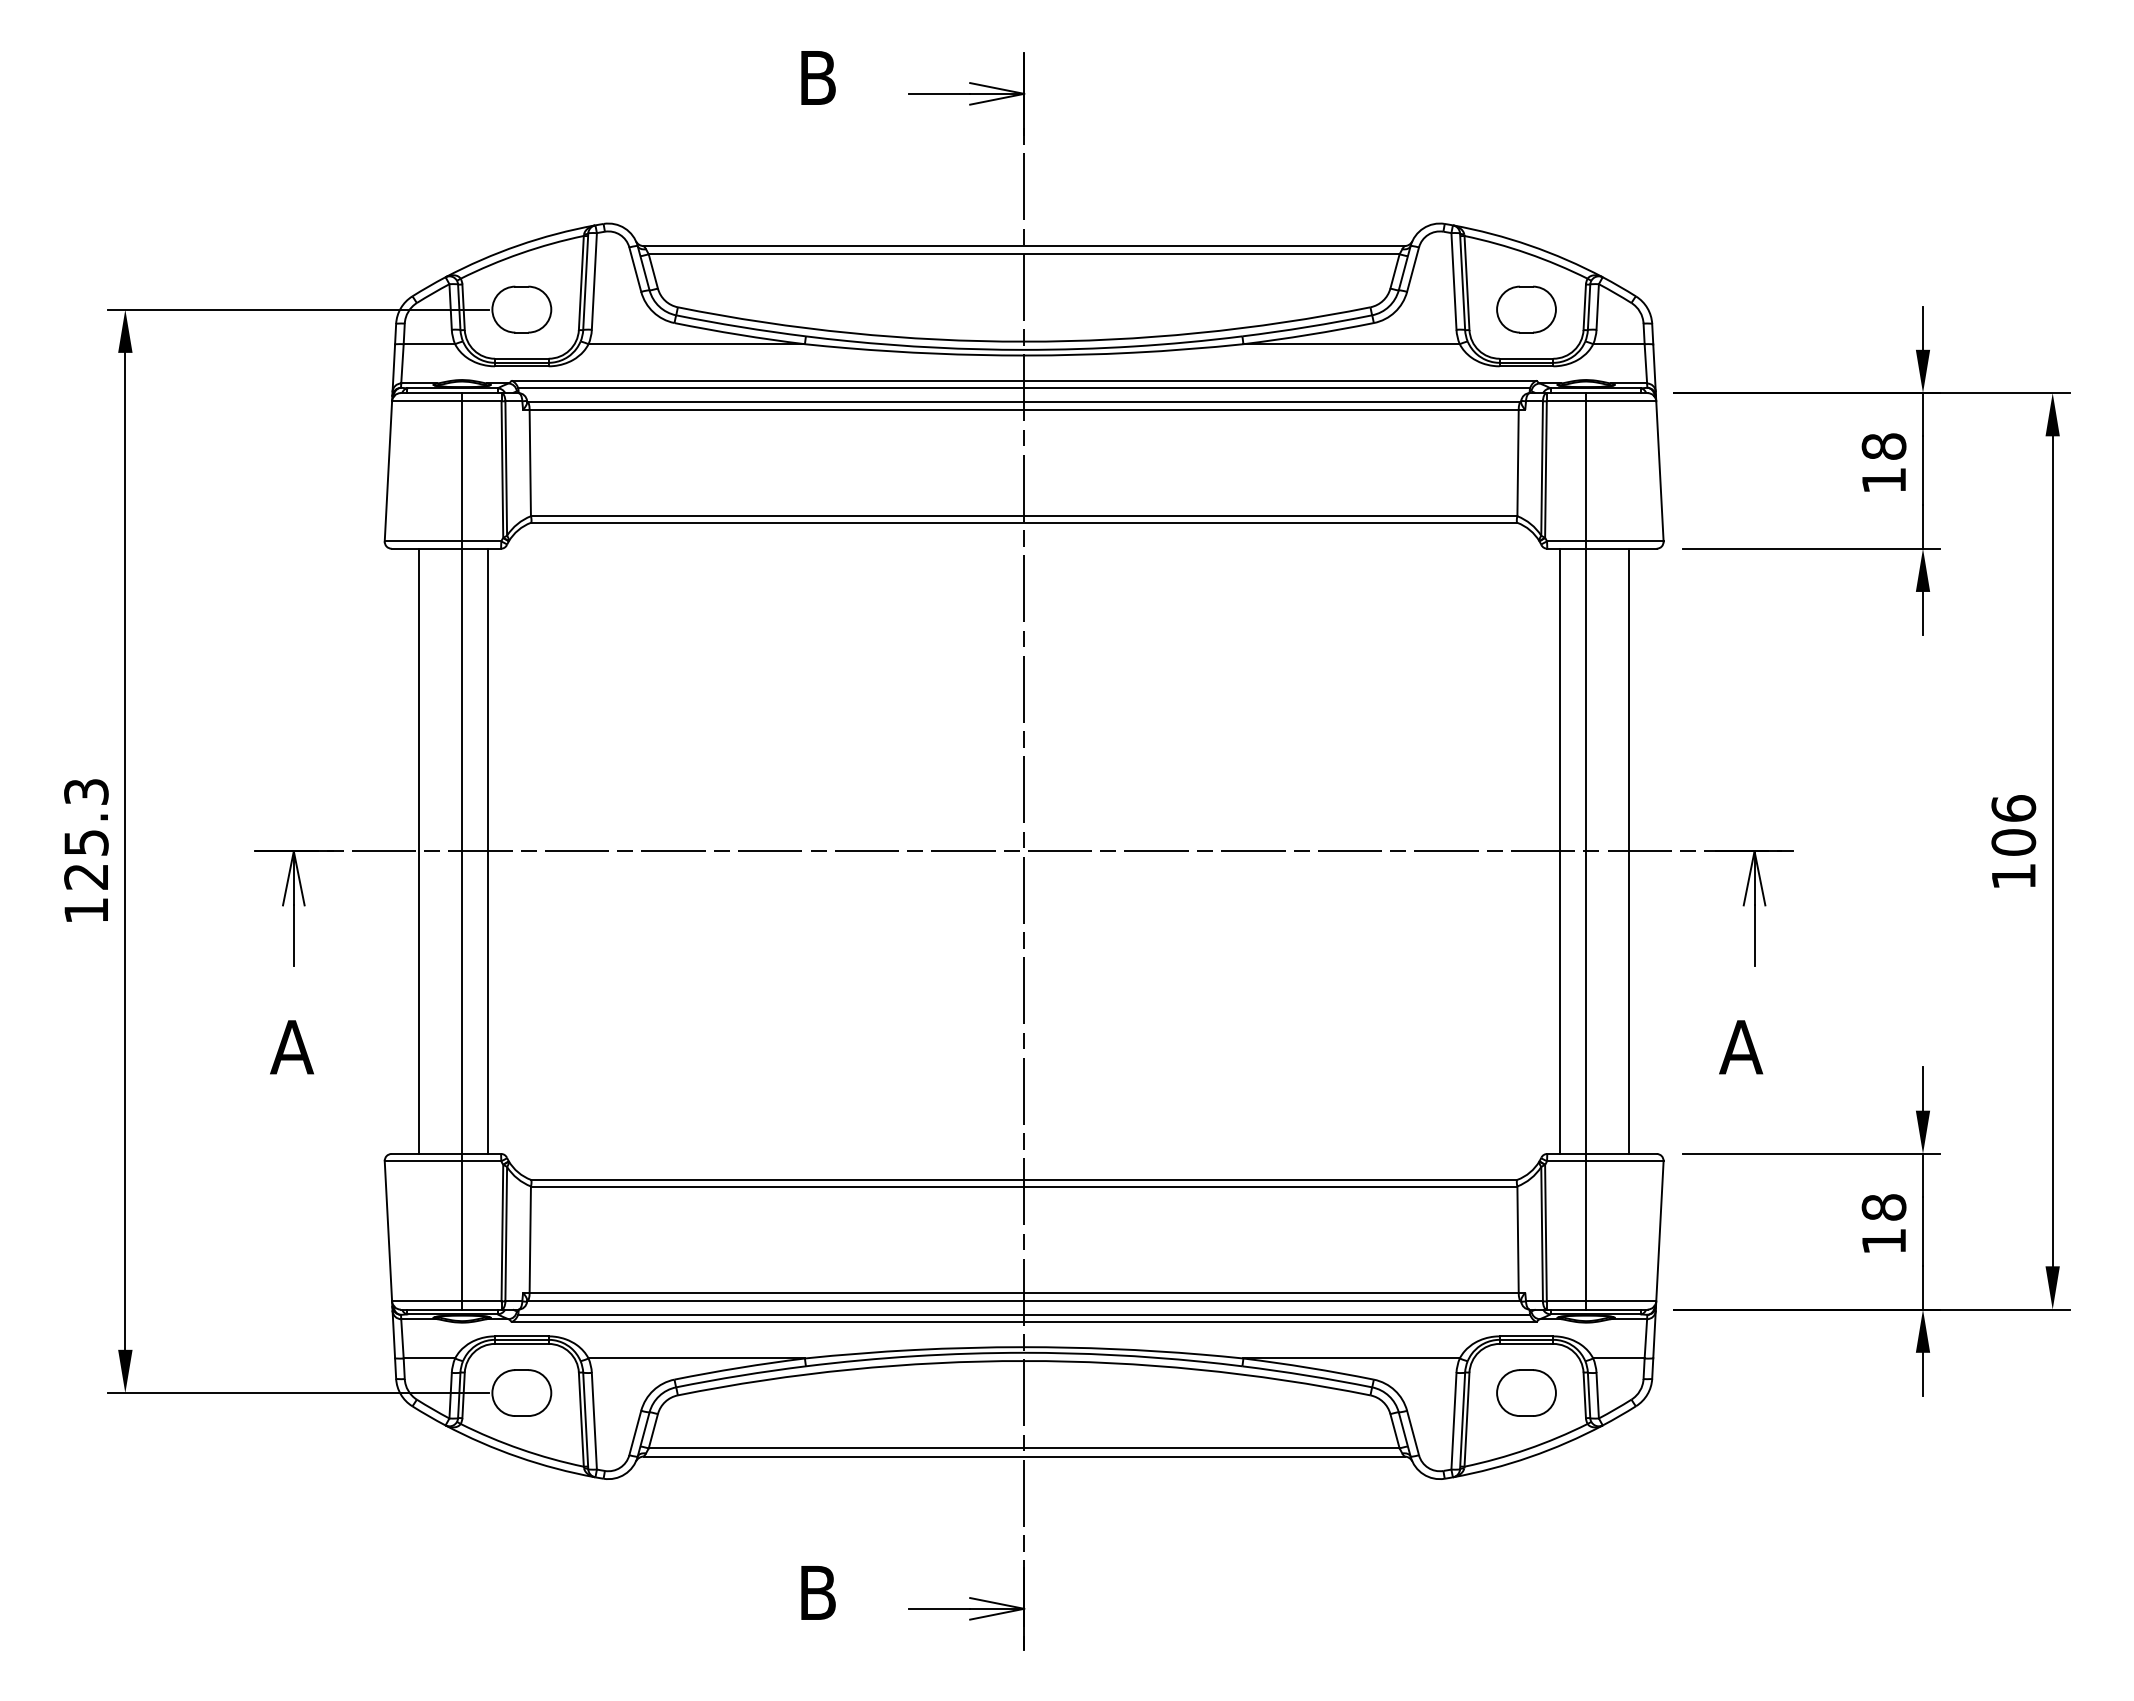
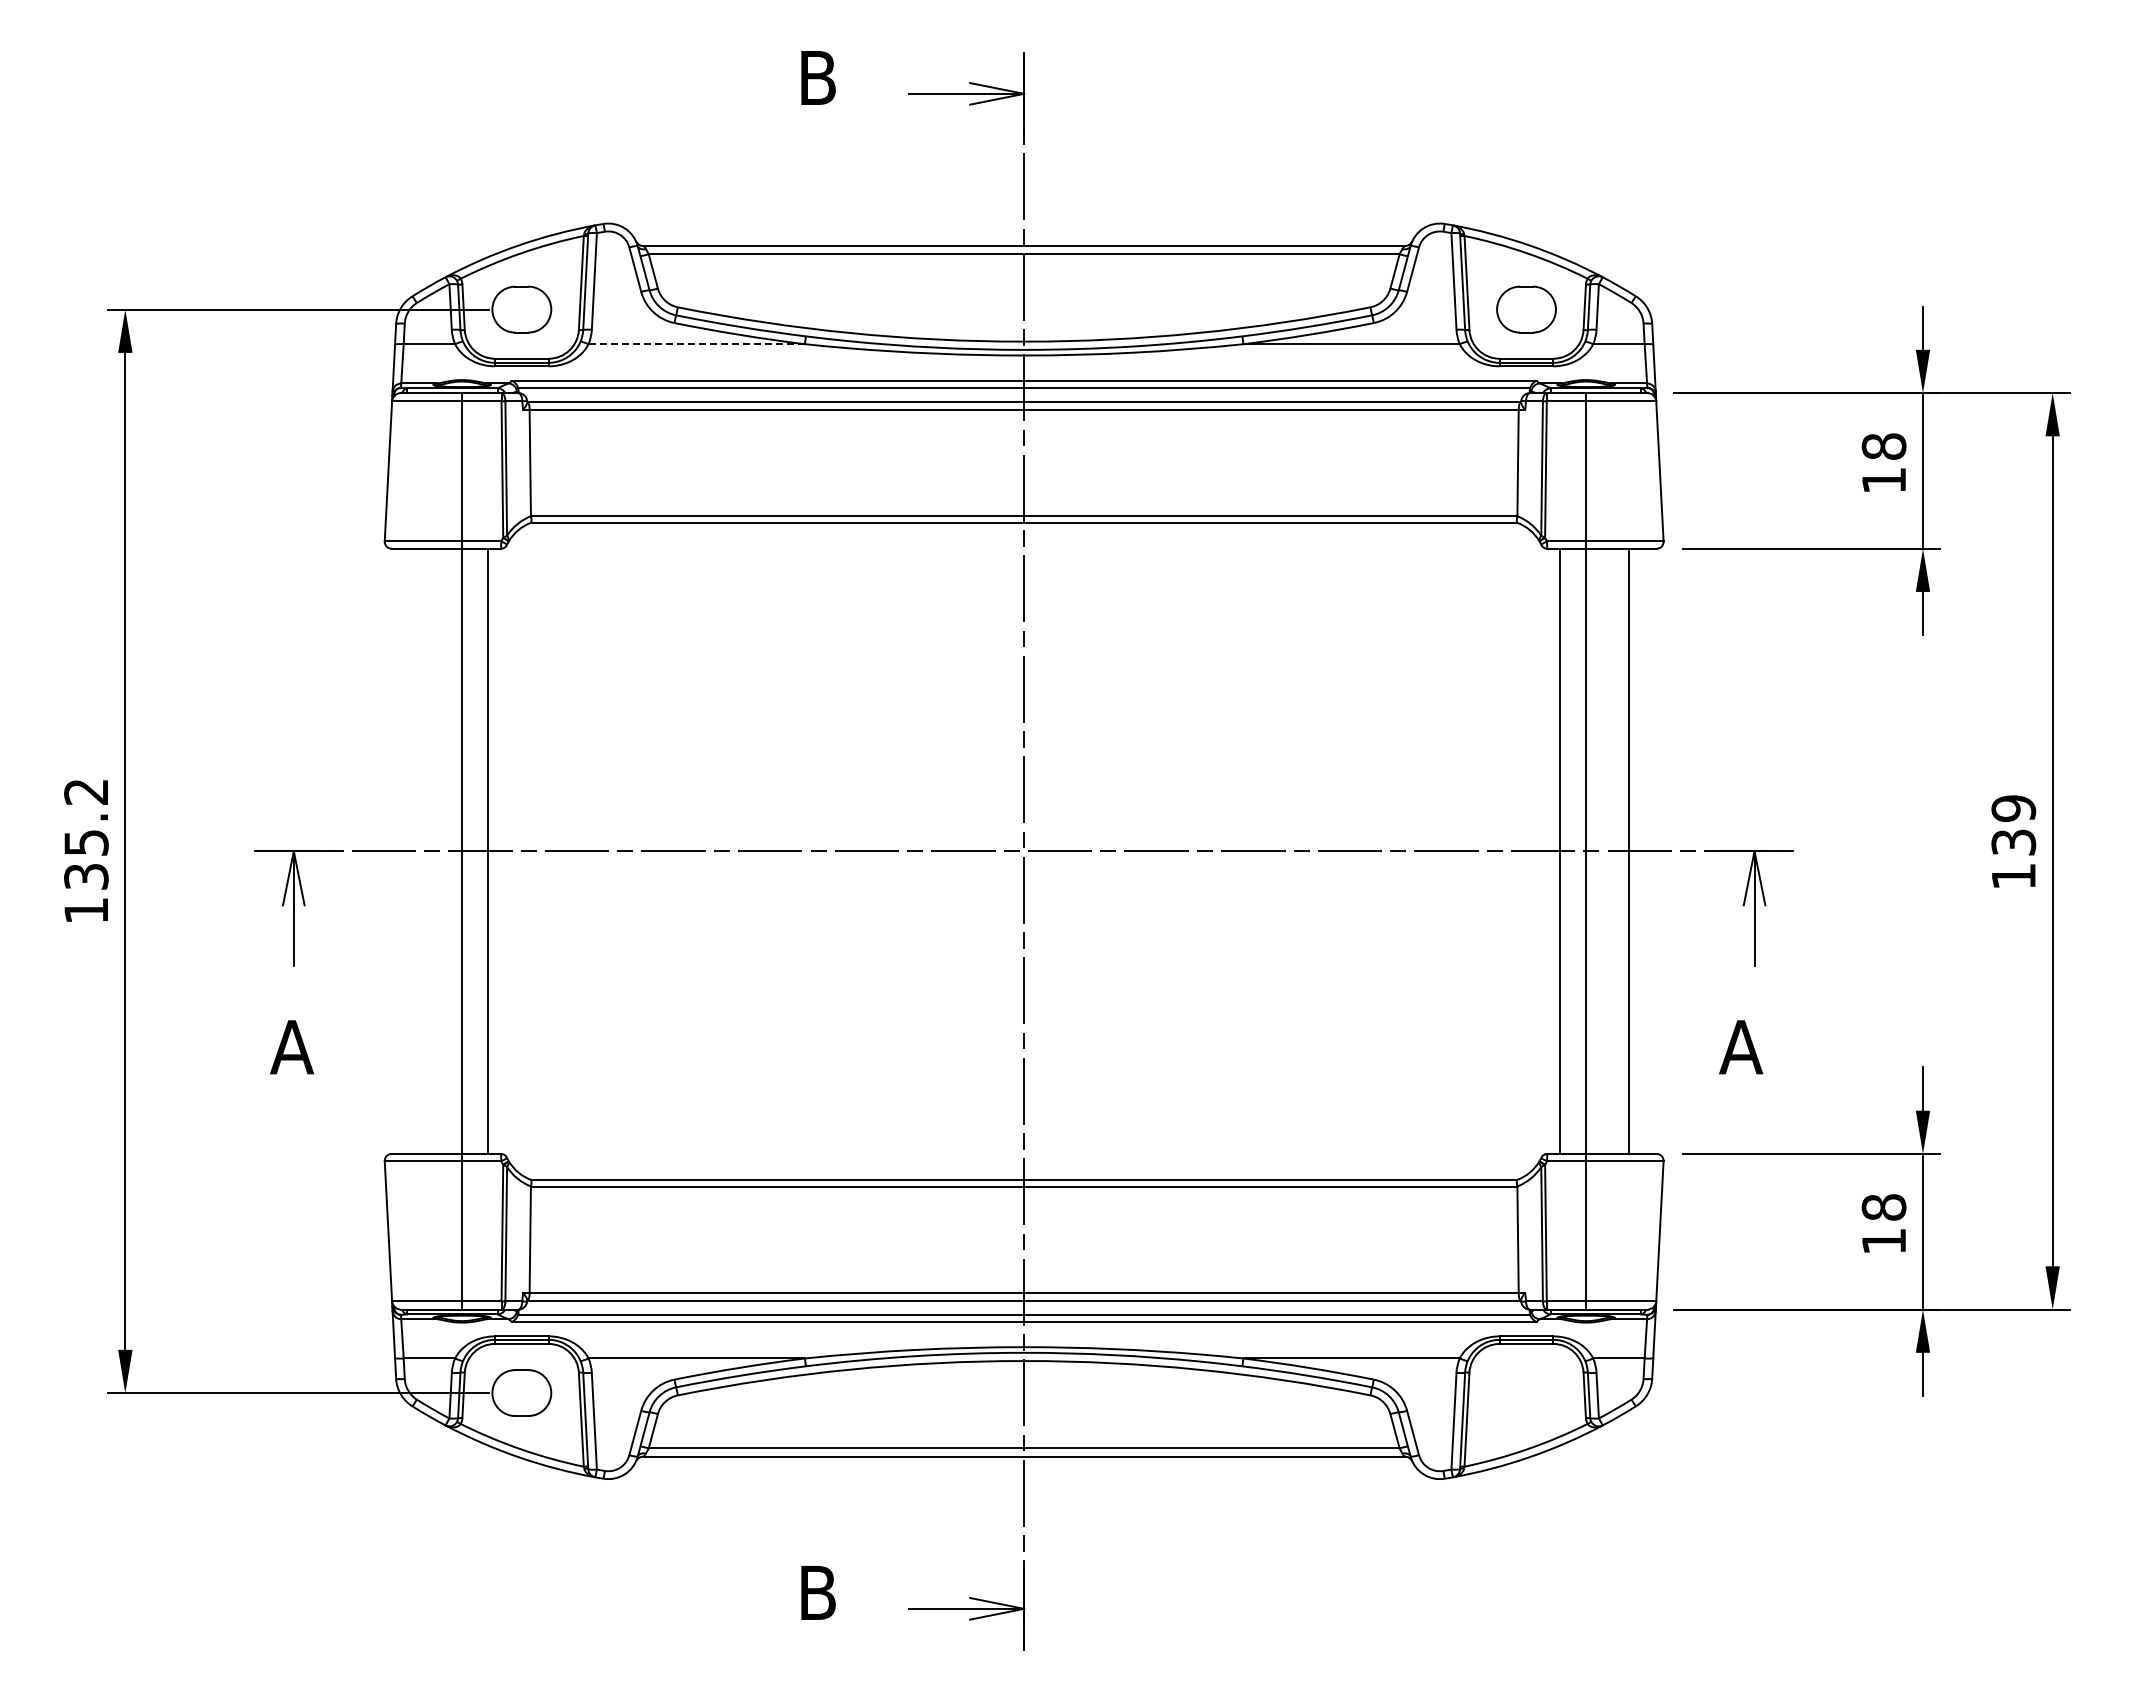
line: solid -> dashed (696, 344)
text: 106 -> 139 (2013, 825)
text: 125.3 -> 135.2 (86, 834)
line: present -> none (418, 850)
part: present -> none (1526, 1392)
